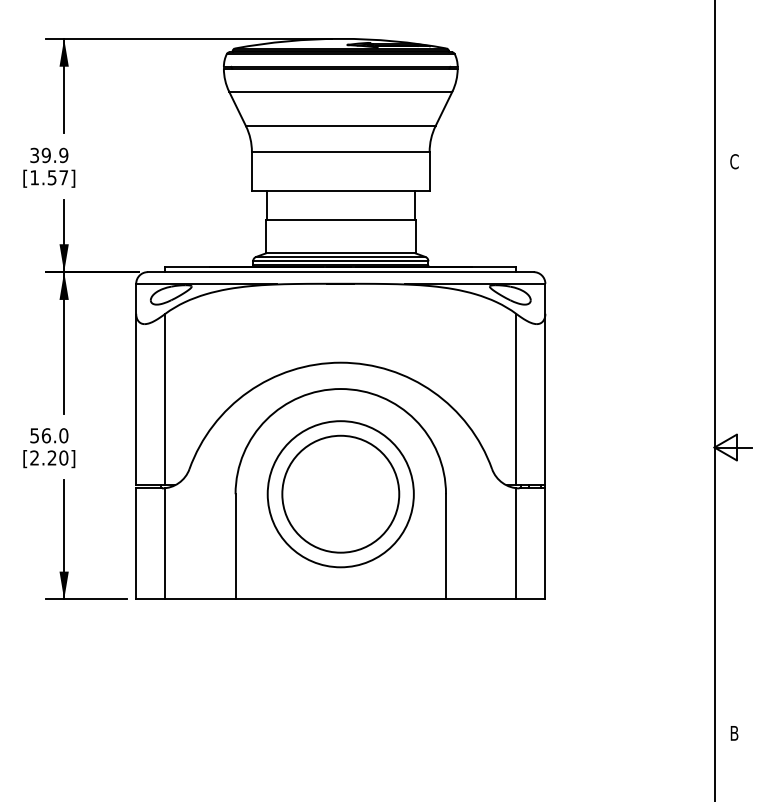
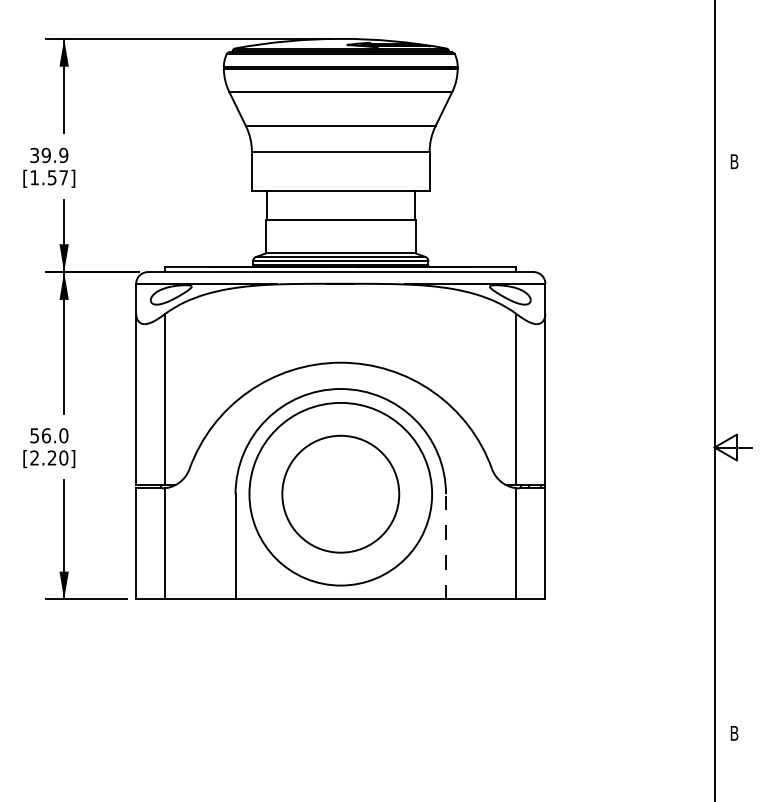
text: C -> B (734, 161)
circle diameter: 146 px -> 183 px (340, 493)
line: solid -> dashed (446, 546)
